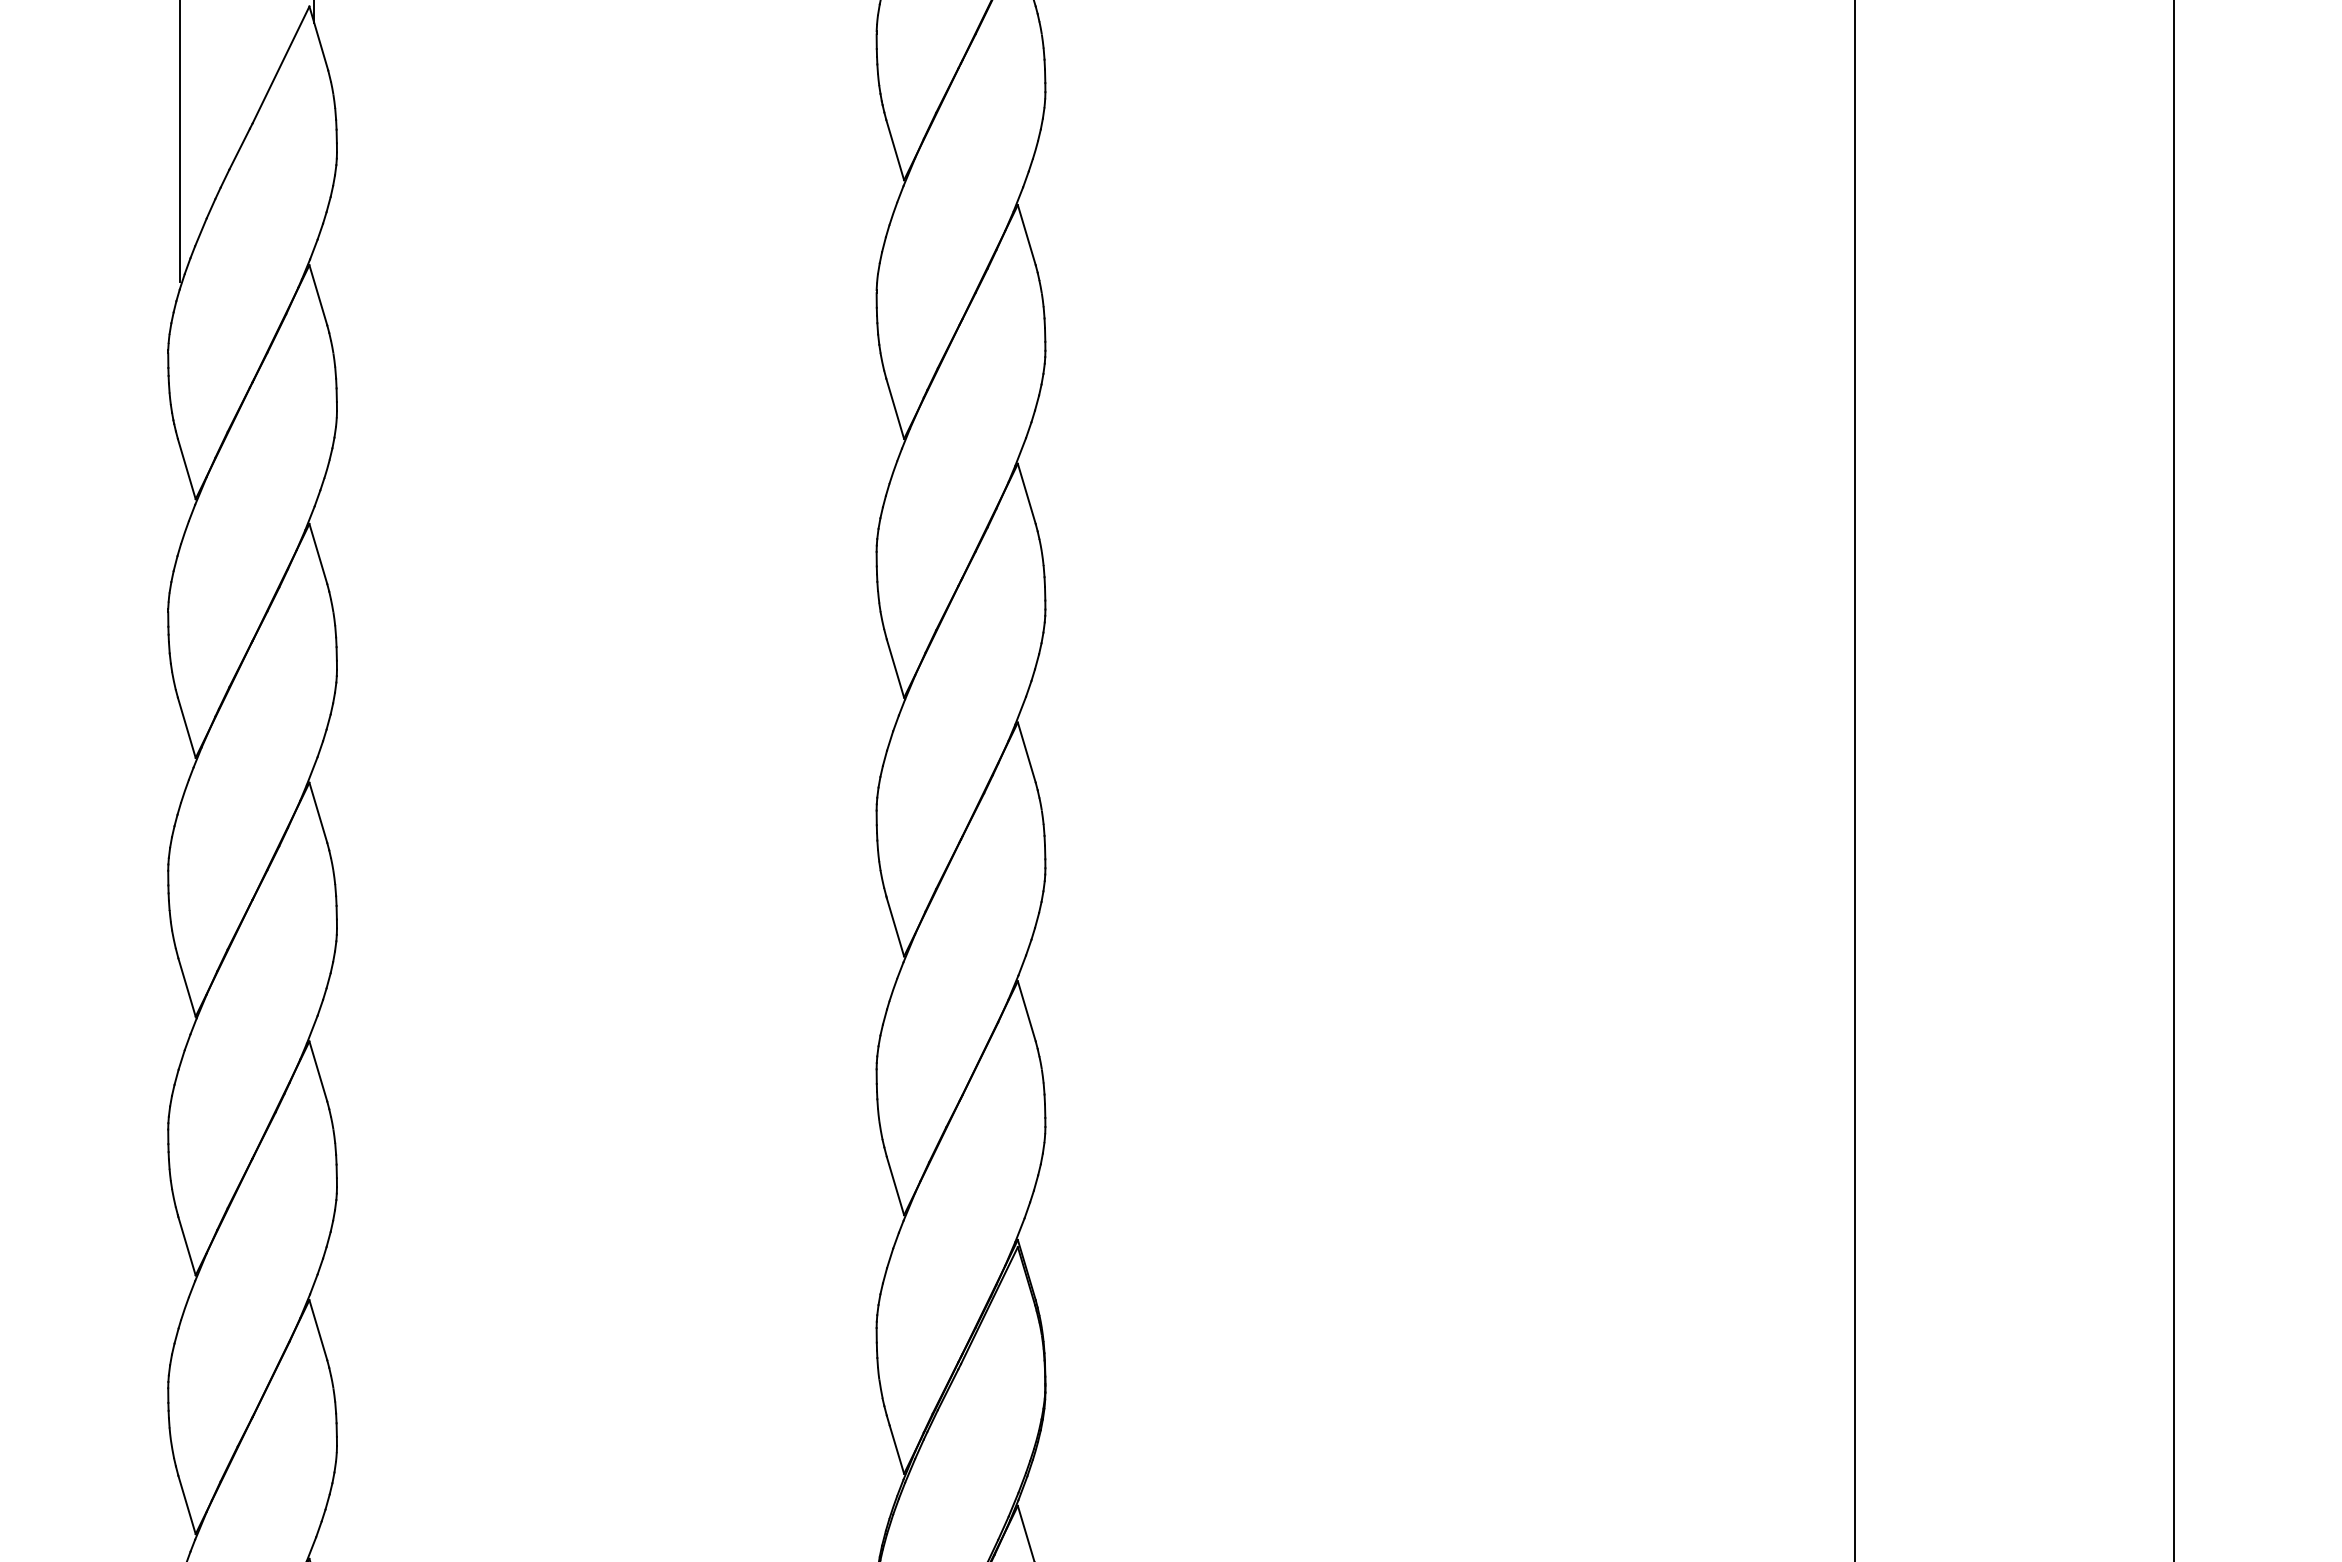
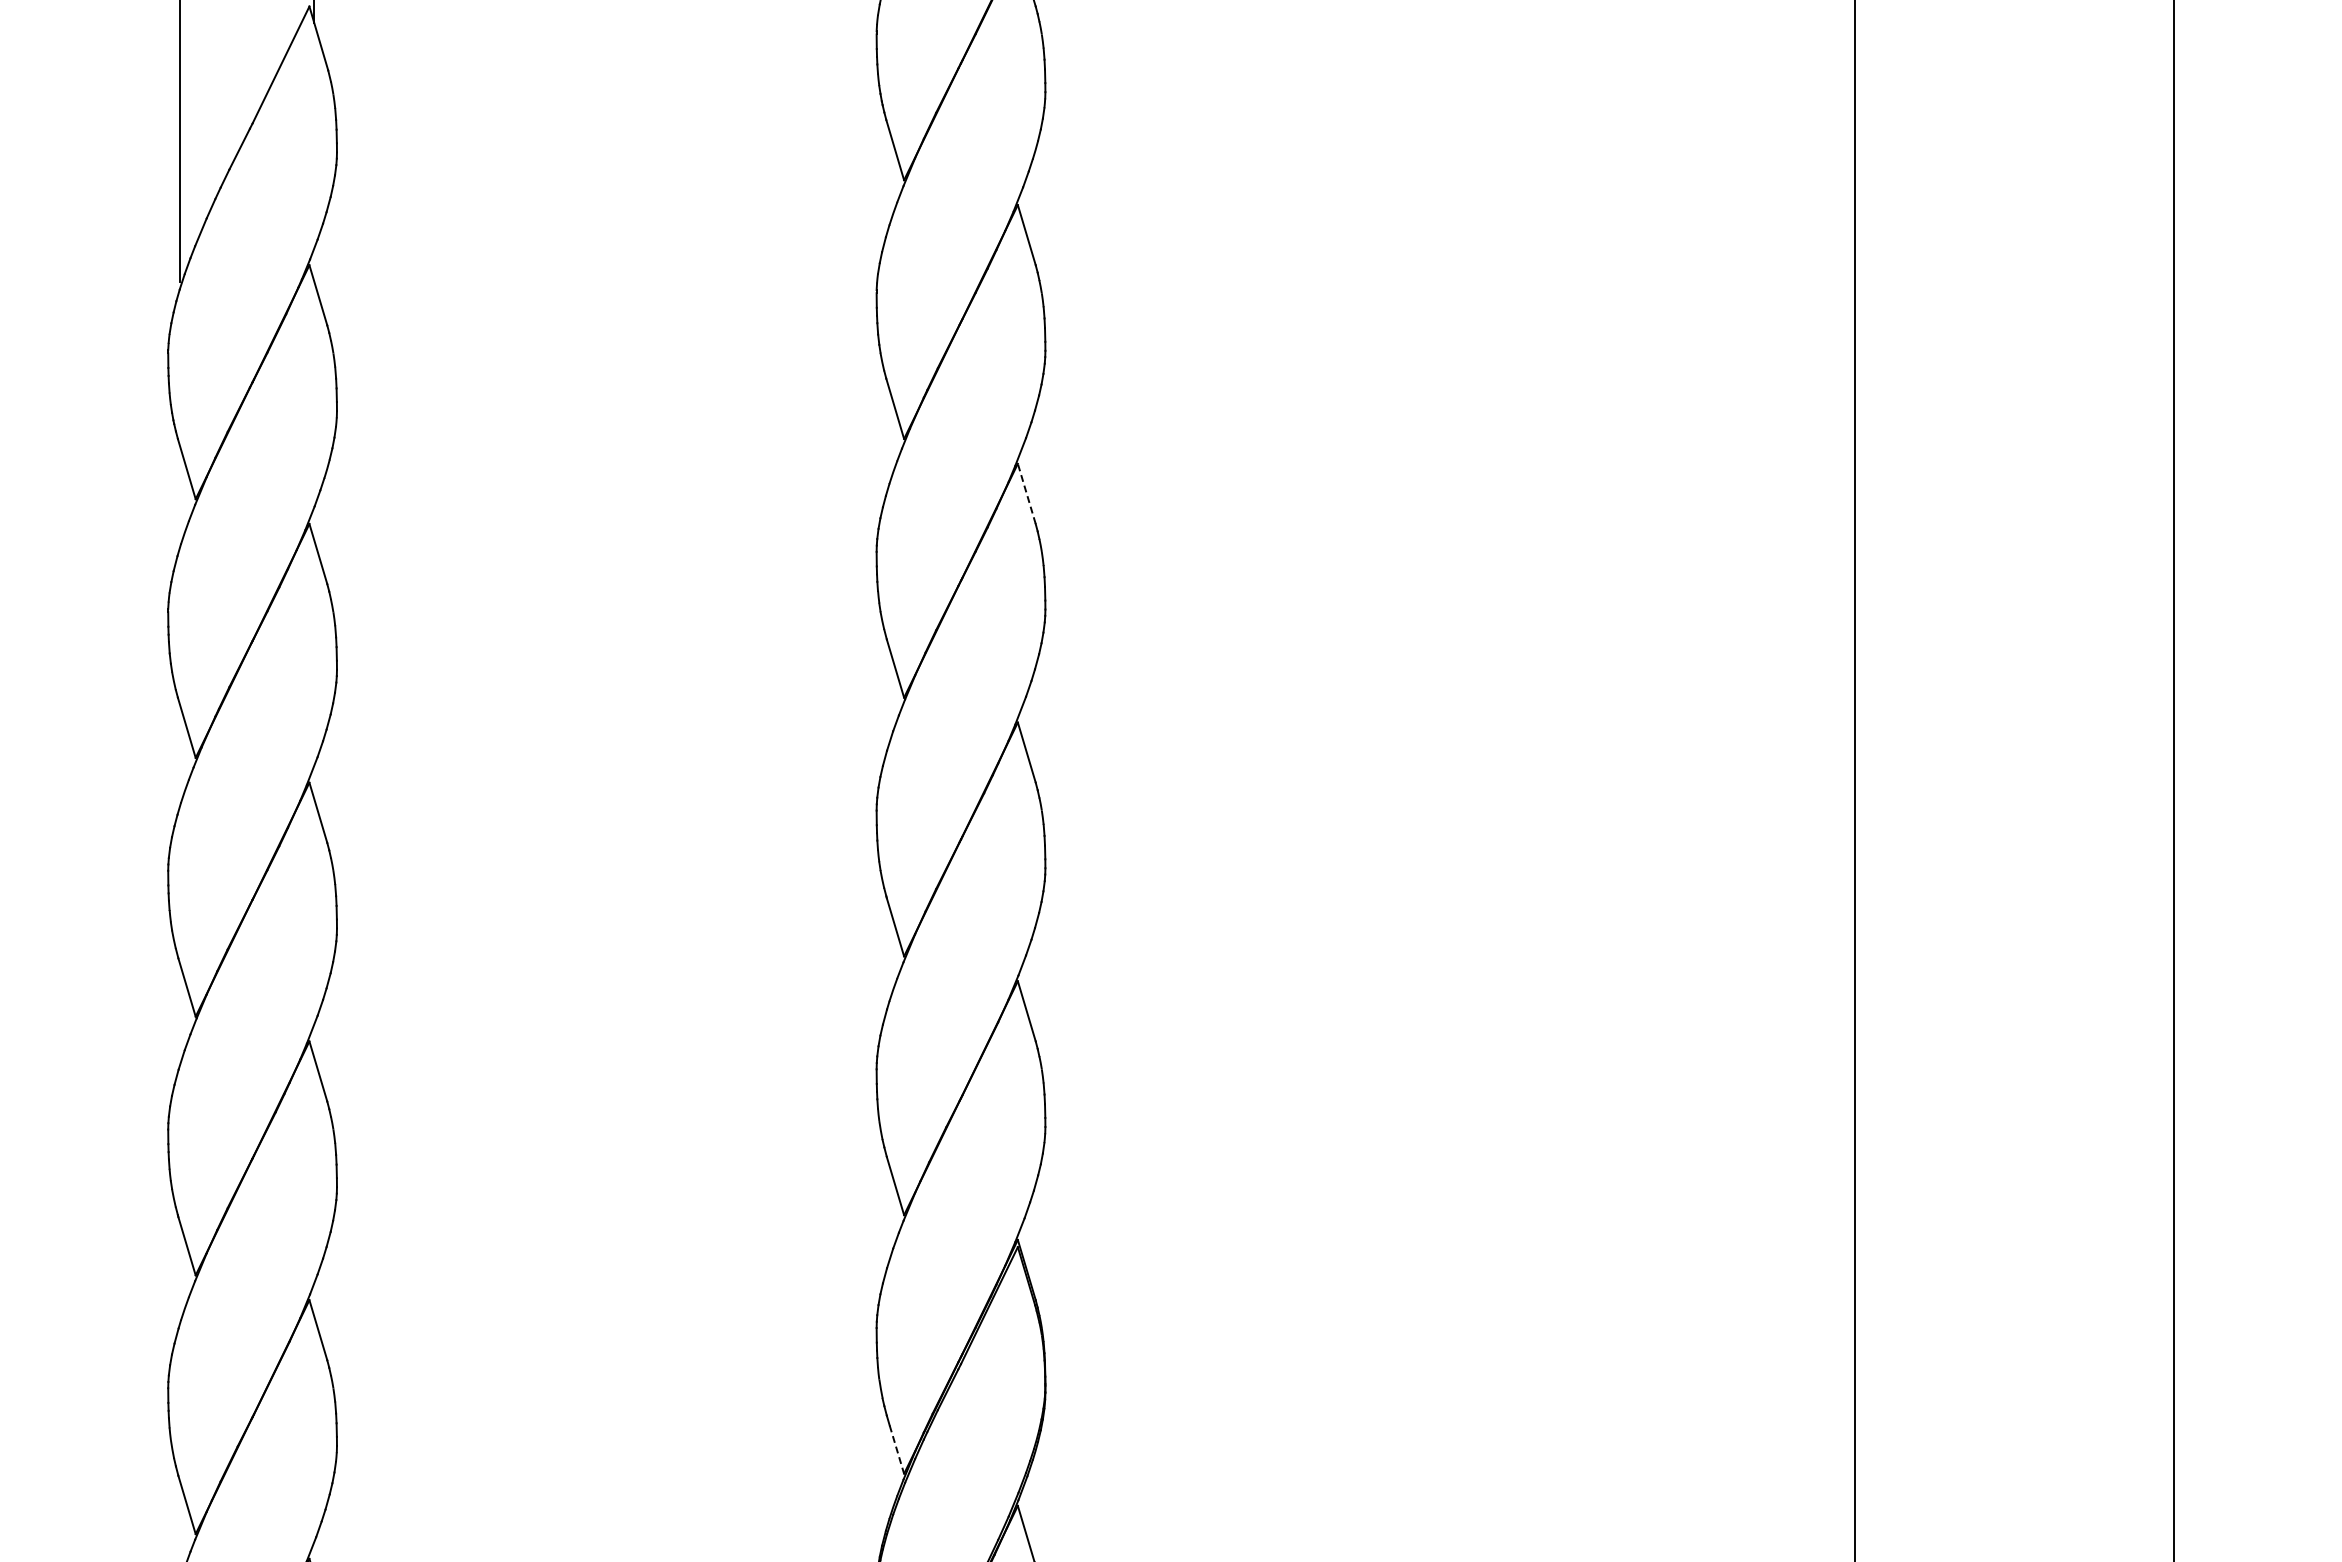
line: solid -> dashed (1026, 493)
line: solid -> dashed (897, 1450)
